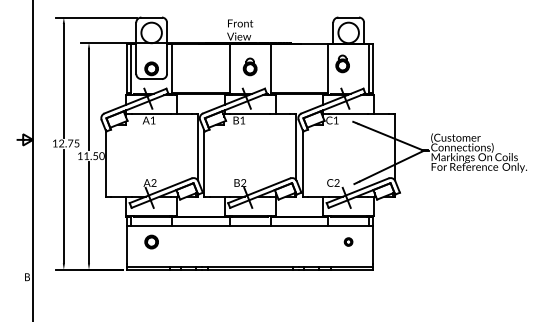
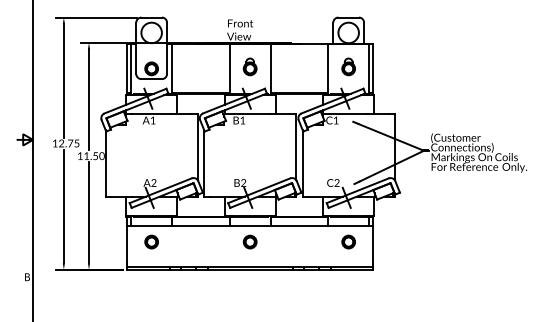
part position: (342, 63) -> (348, 66) (348, 66)
part: none -> present (249, 241)
part size: 11x10 px -> 15x16 px (348, 241)
